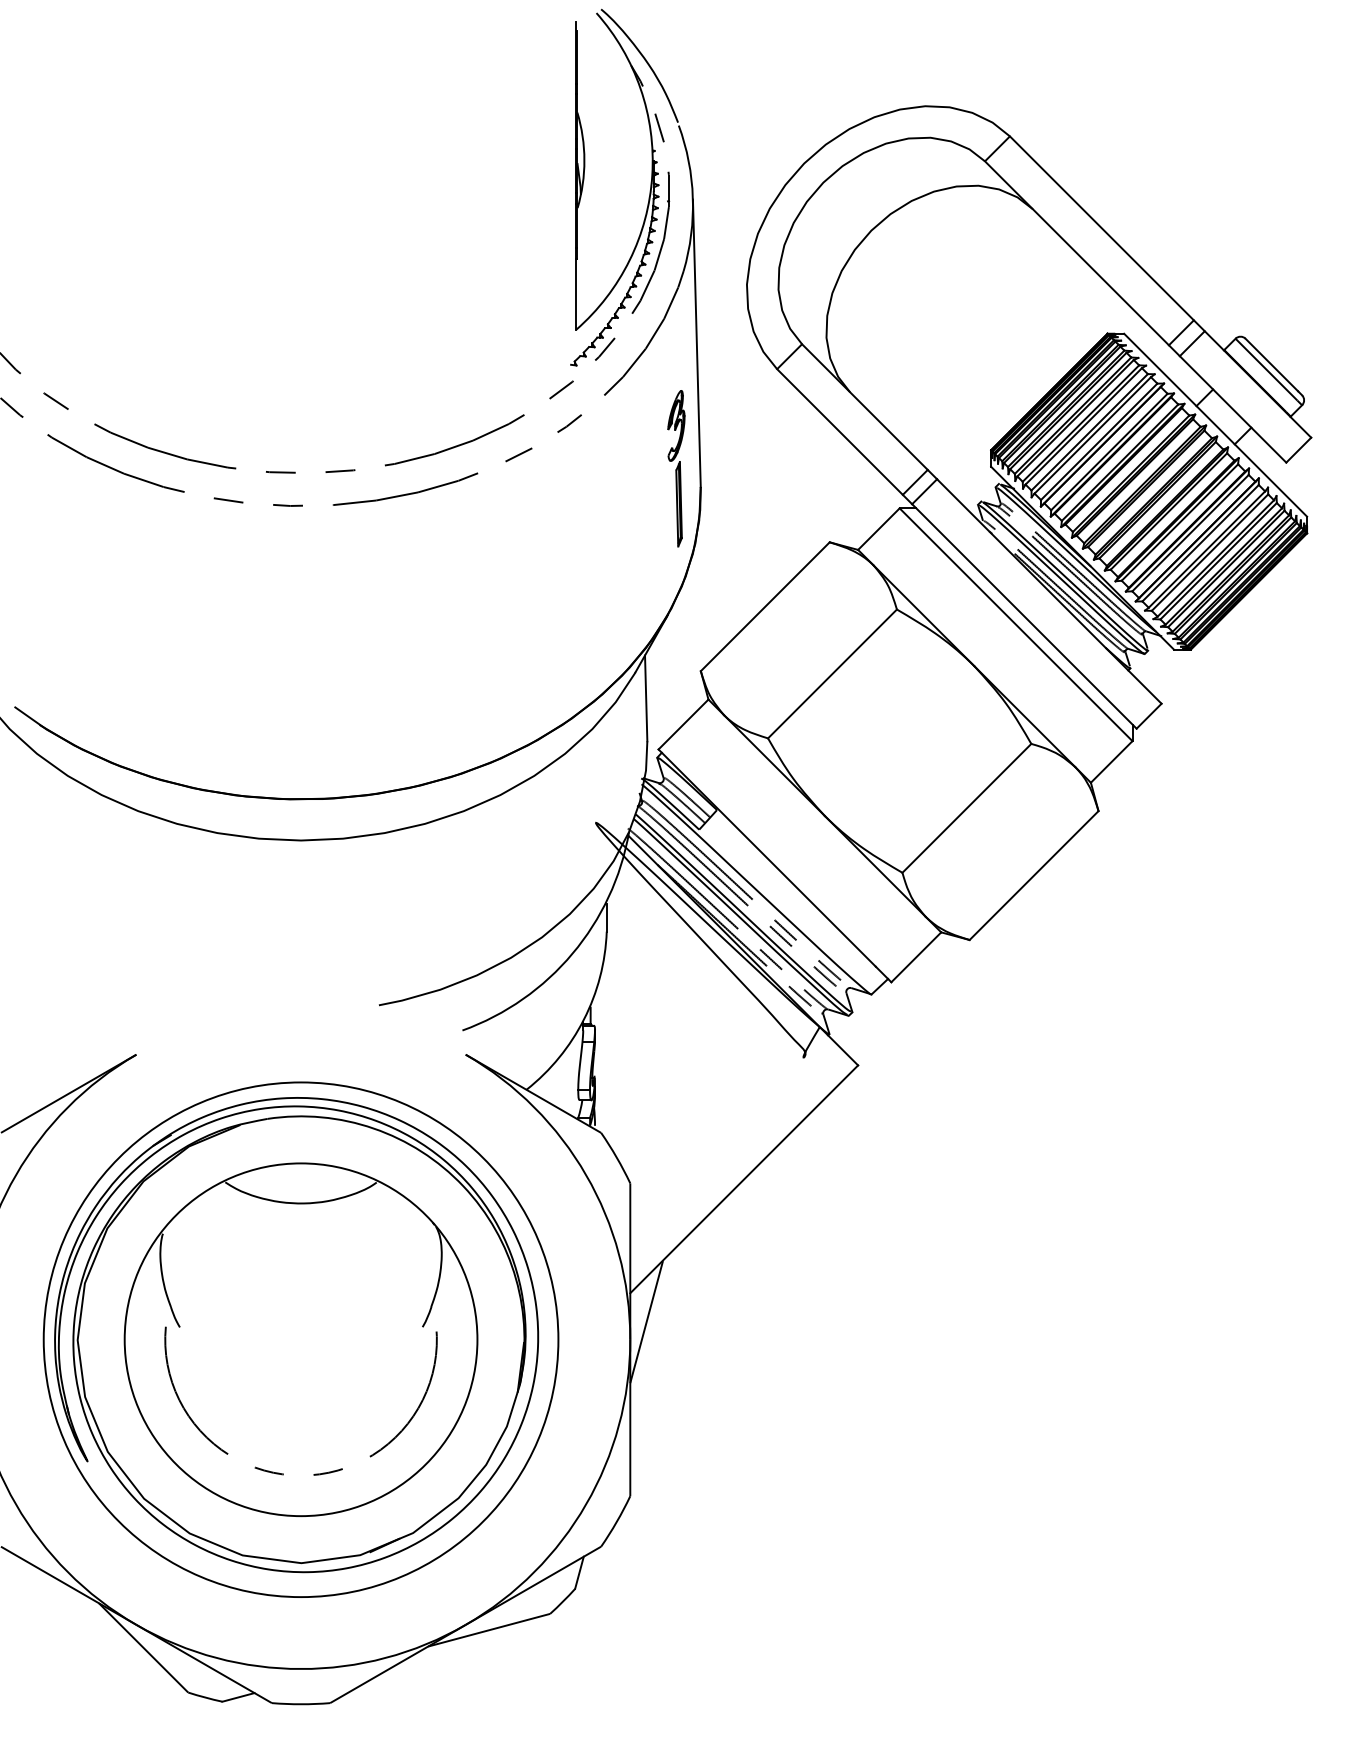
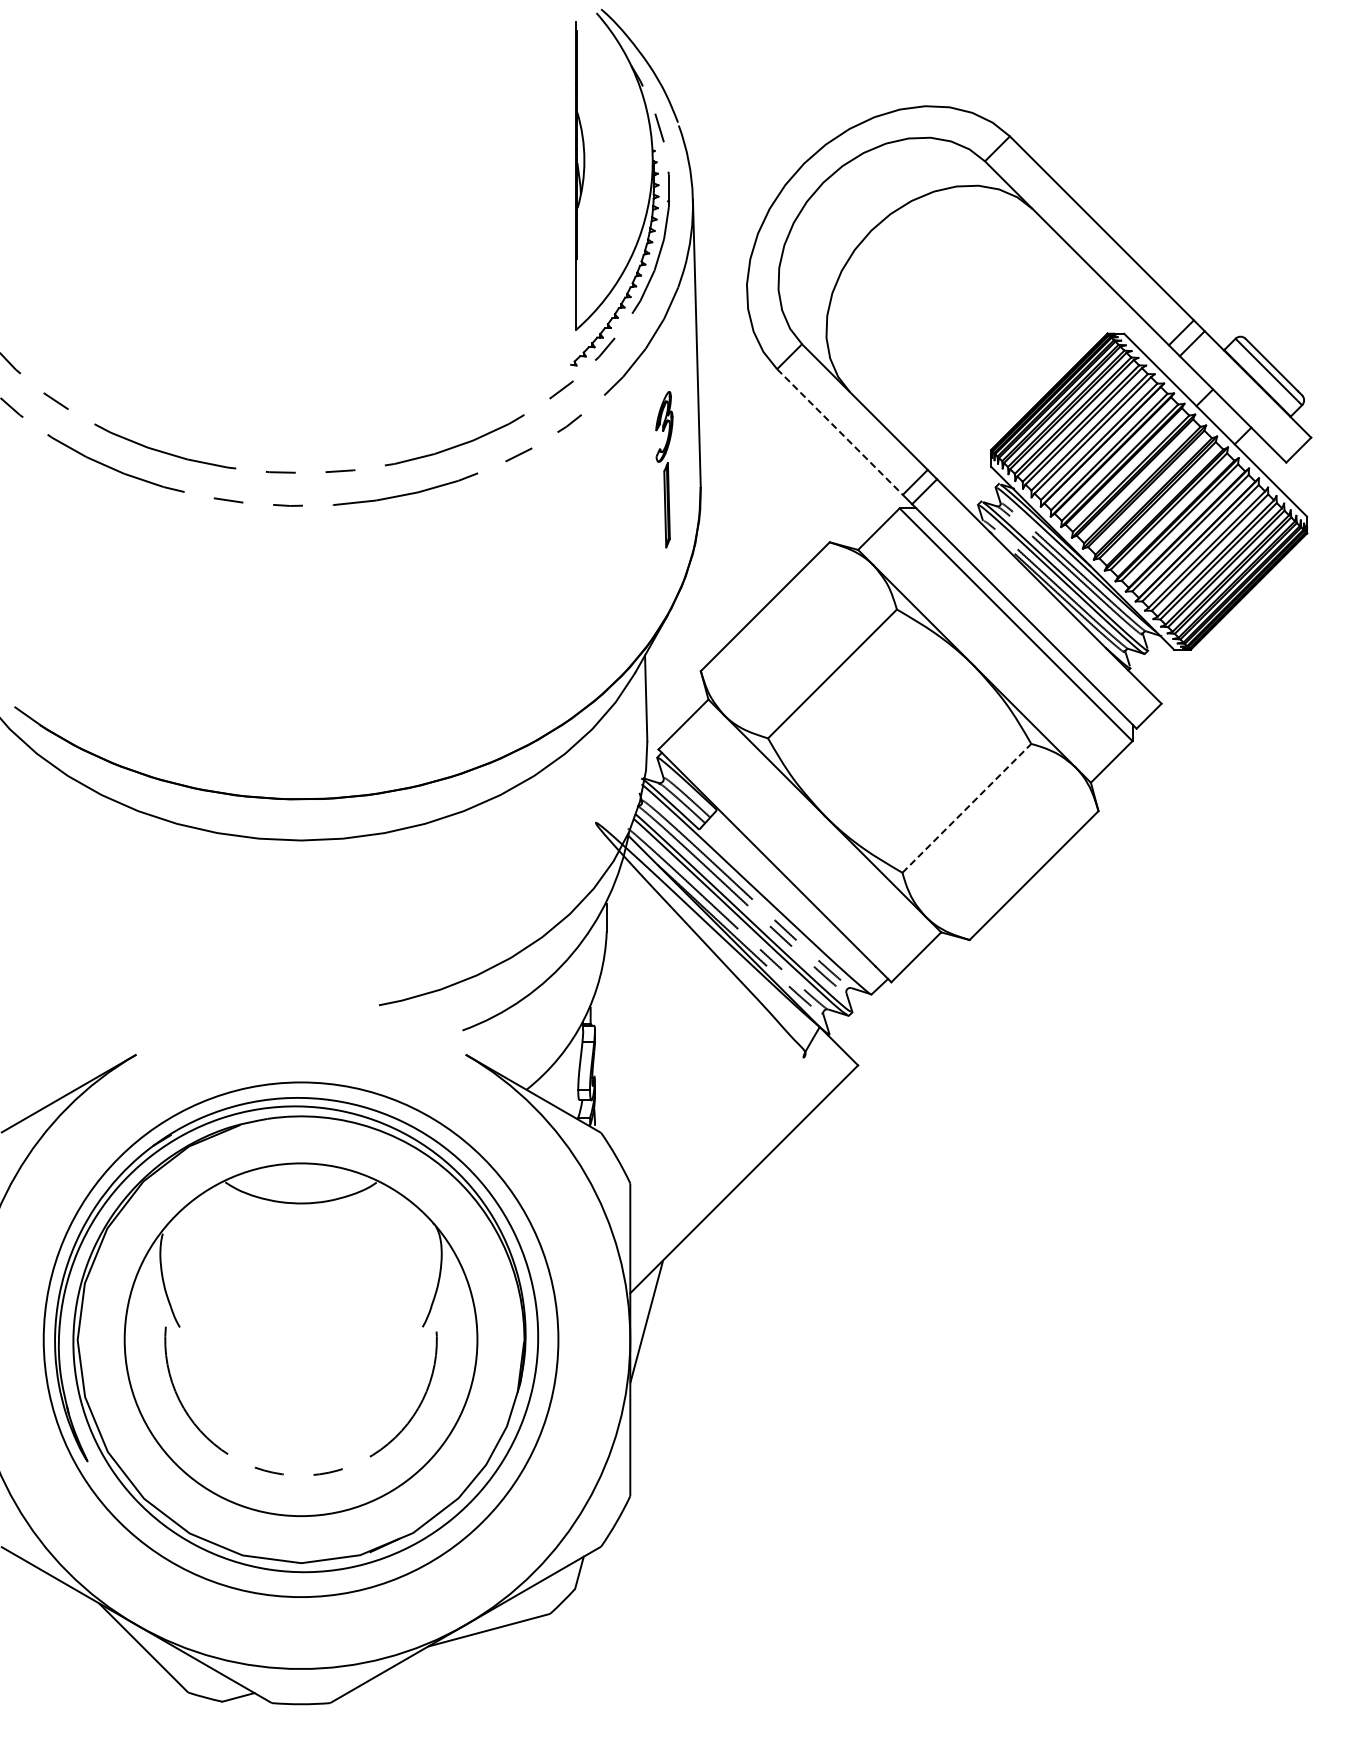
line: solid -> dashed (839, 432)
part position: (676, 468) -> (664, 469) (664, 469)
line: solid -> dashed (967, 808)
